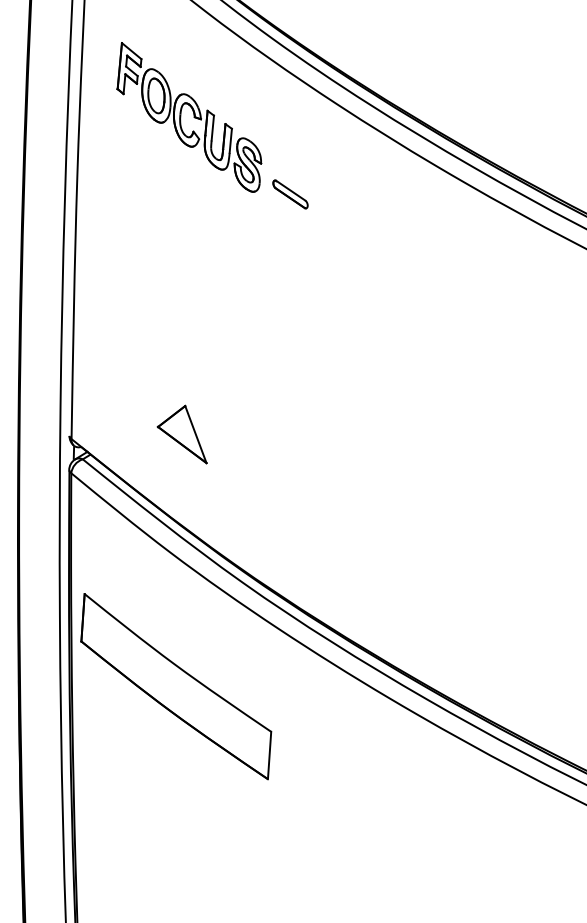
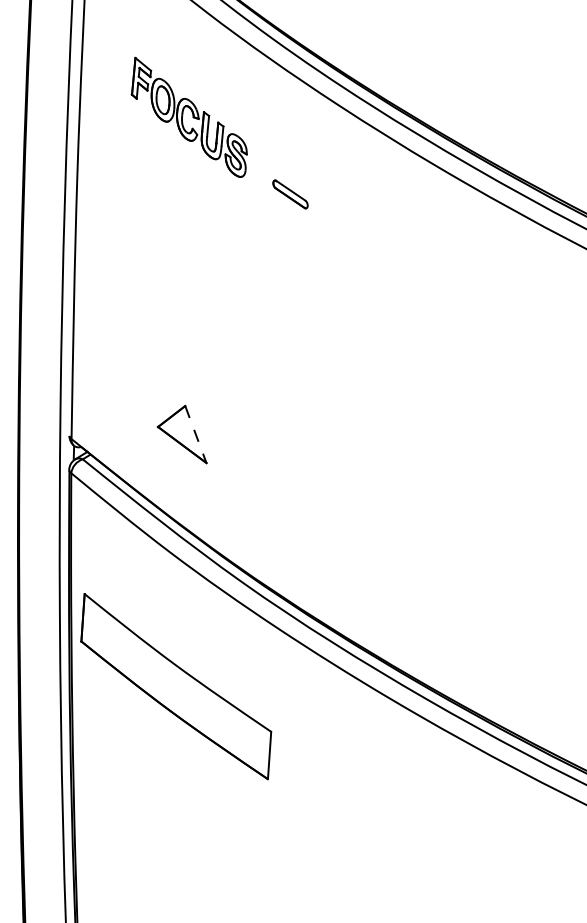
part size: 147x151 px -> 118x122 px (188, 116)
line: solid -> dashed (196, 435)
